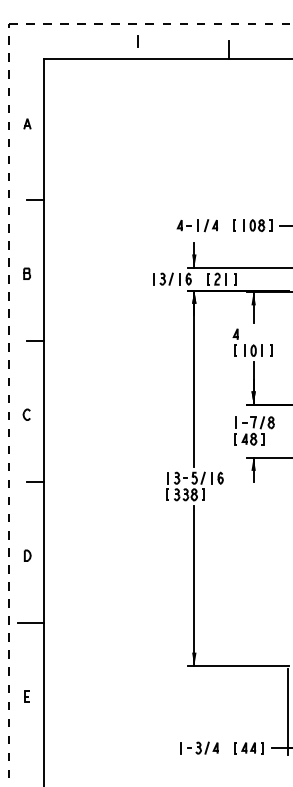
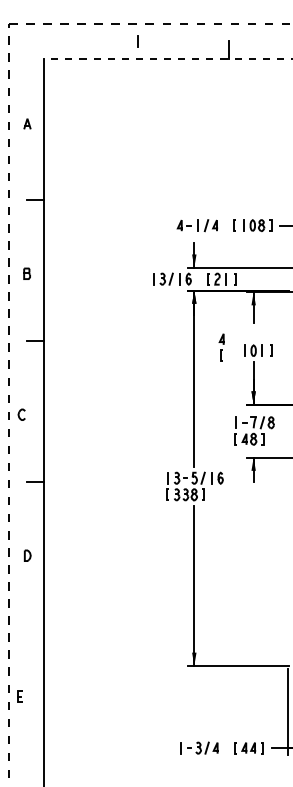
line: solid -> dashed (168, 58)
part position: (235, 342) -> (221, 347) (221, 347)
part position: (26, 414) -> (21, 414) (21, 414)
line: present -> none (30, 622)
part position: (26, 696) -> (19, 696) (19, 696)
